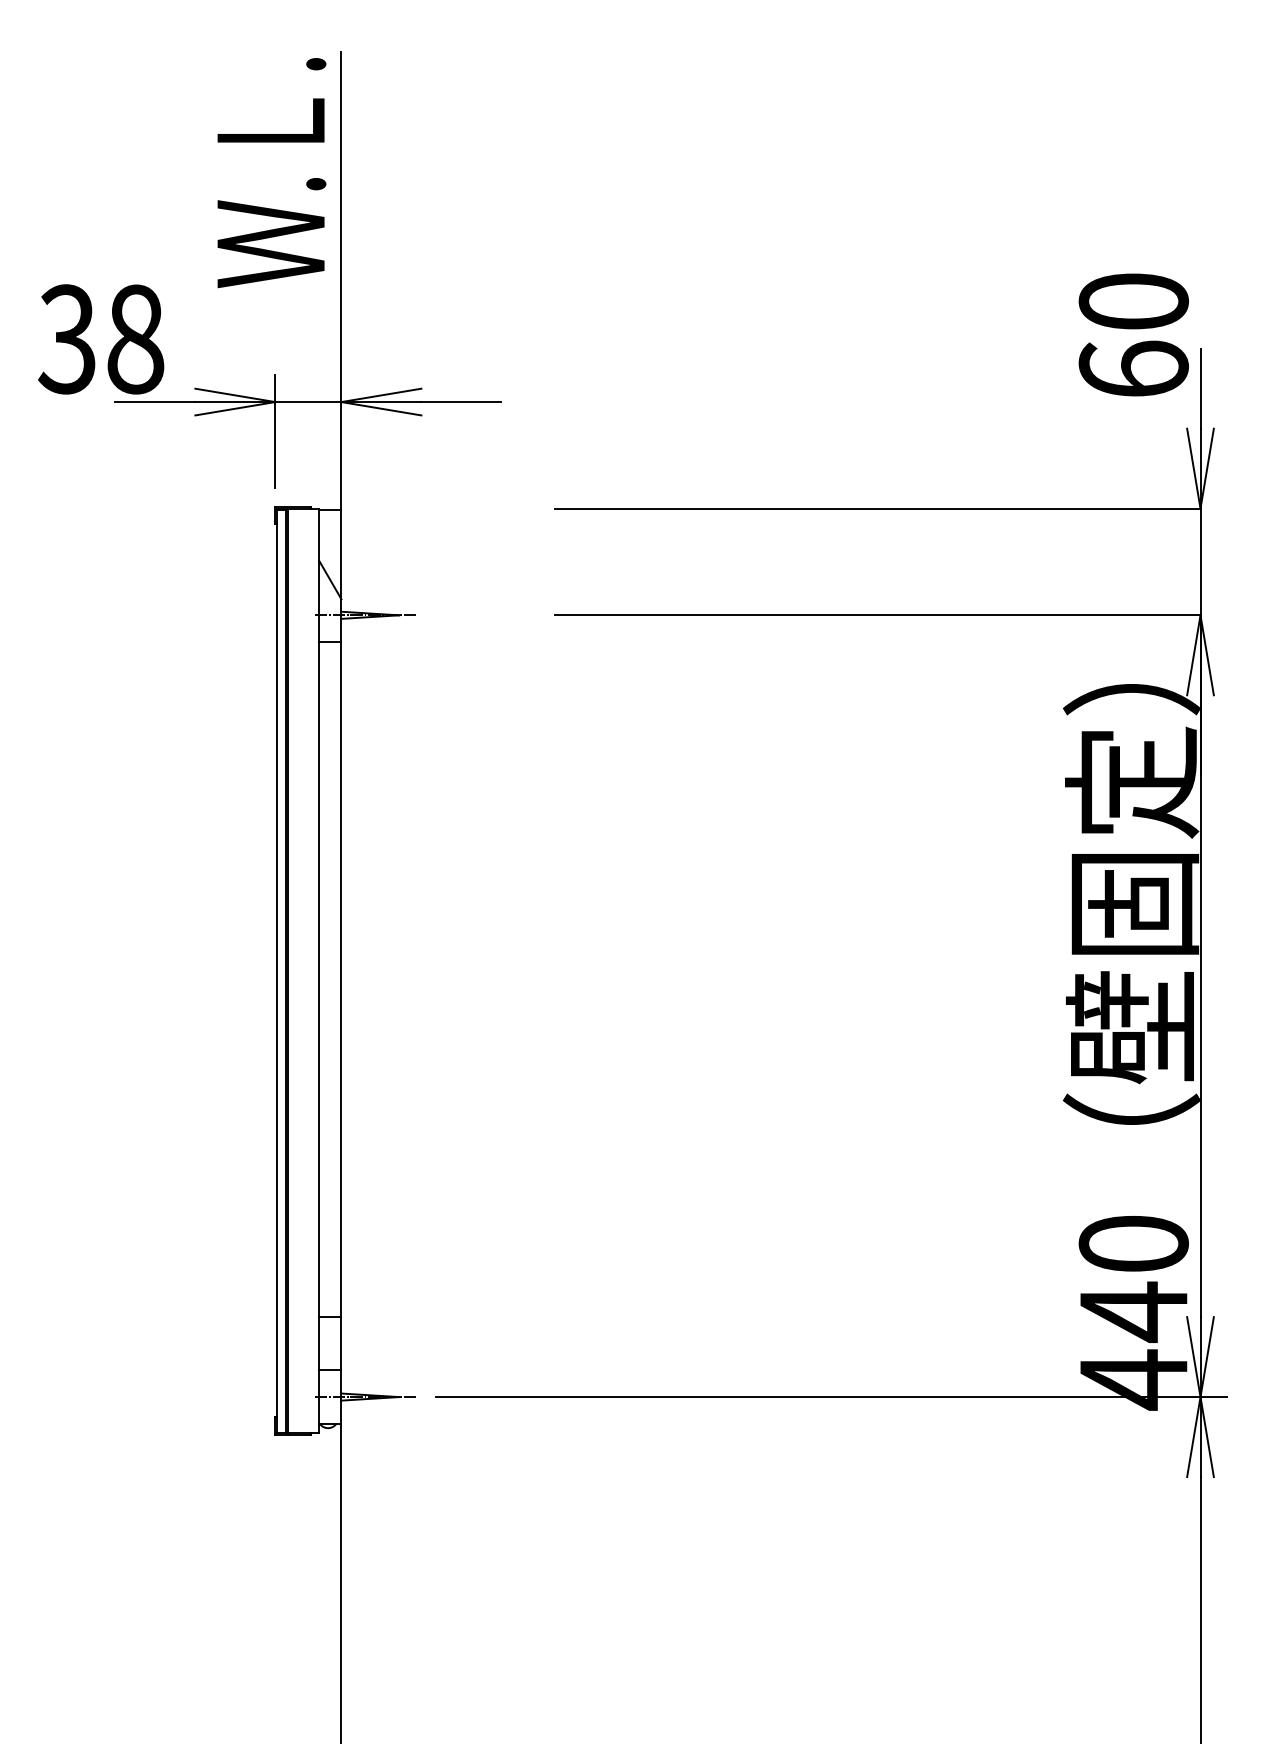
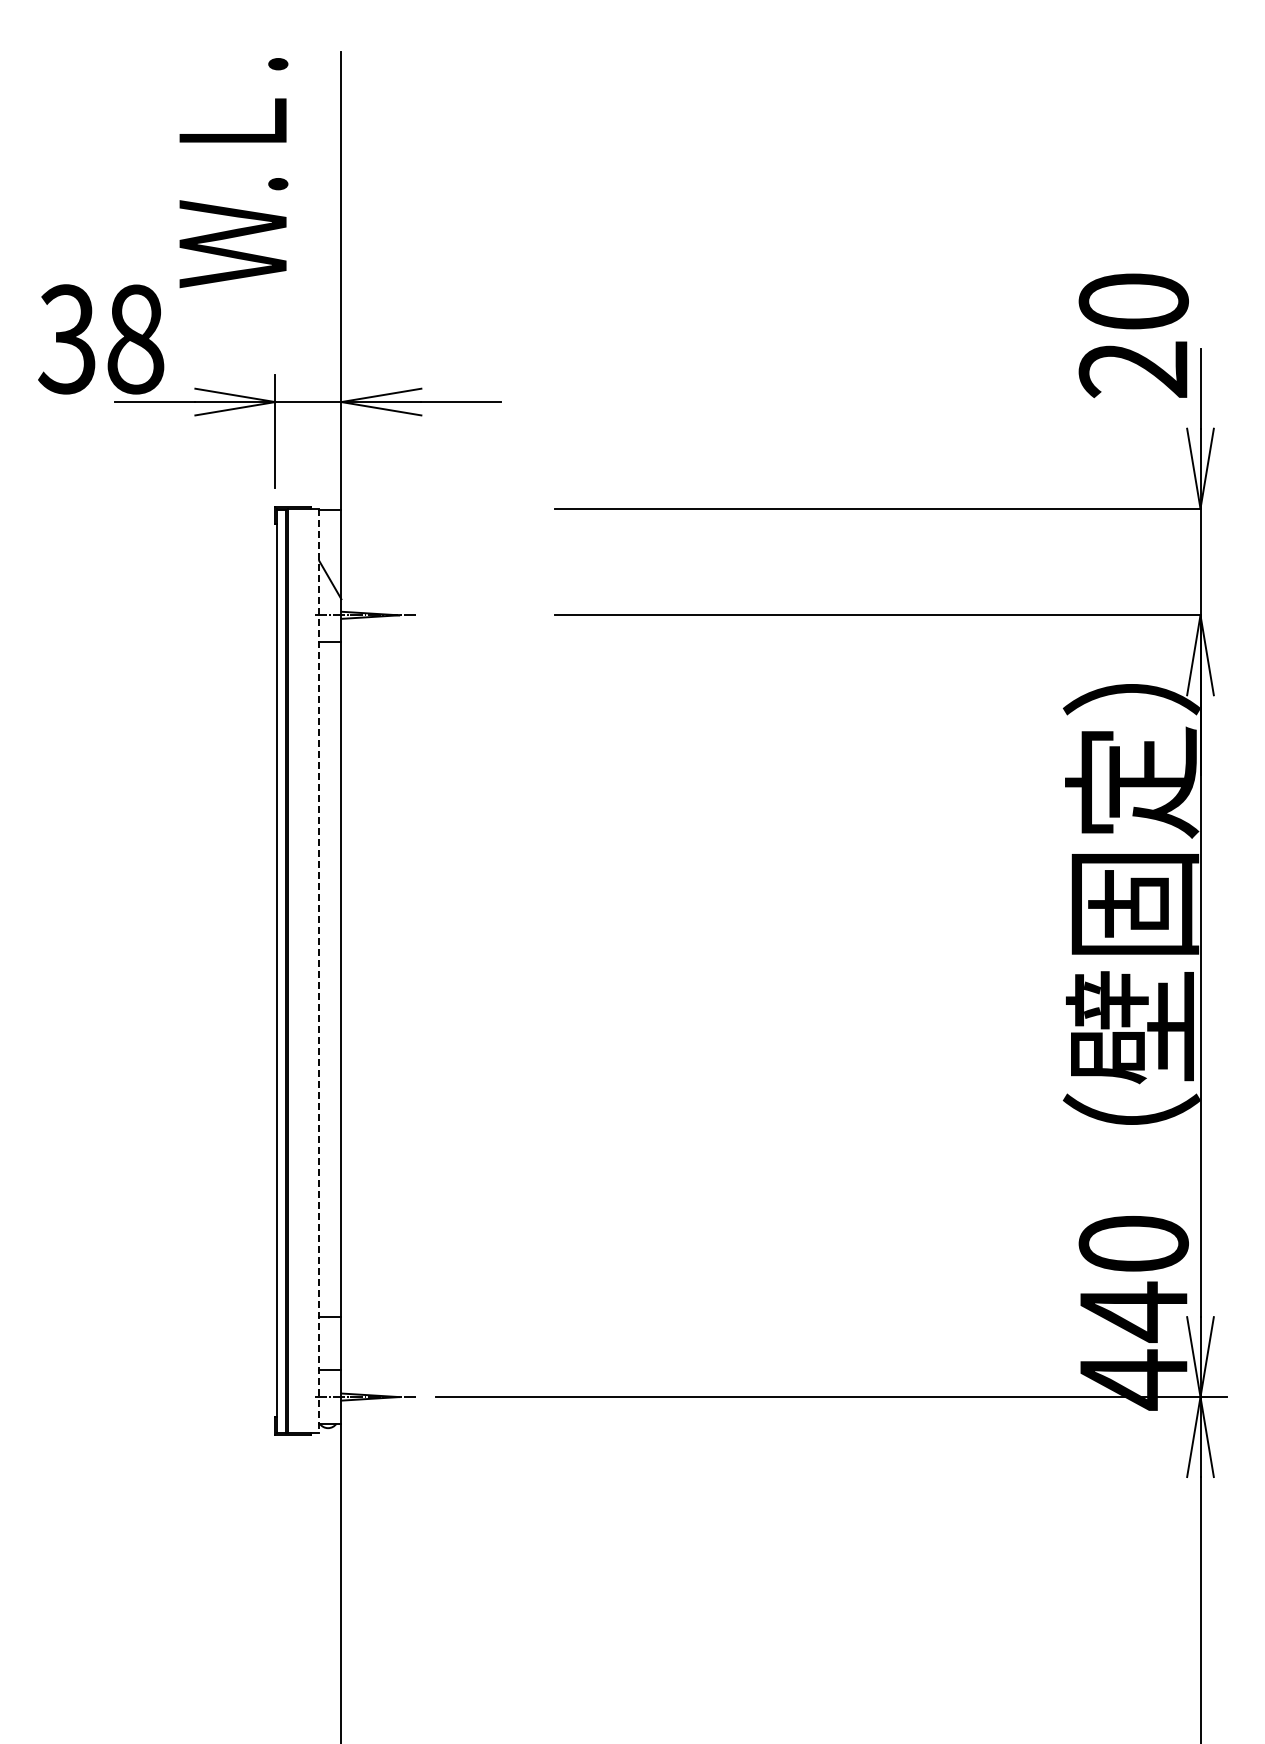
text position: (271, 173) -> (233, 173) (233, 173)
text: 60 -> 20 (1133, 369)
line: solid -> dashed (319, 970)
